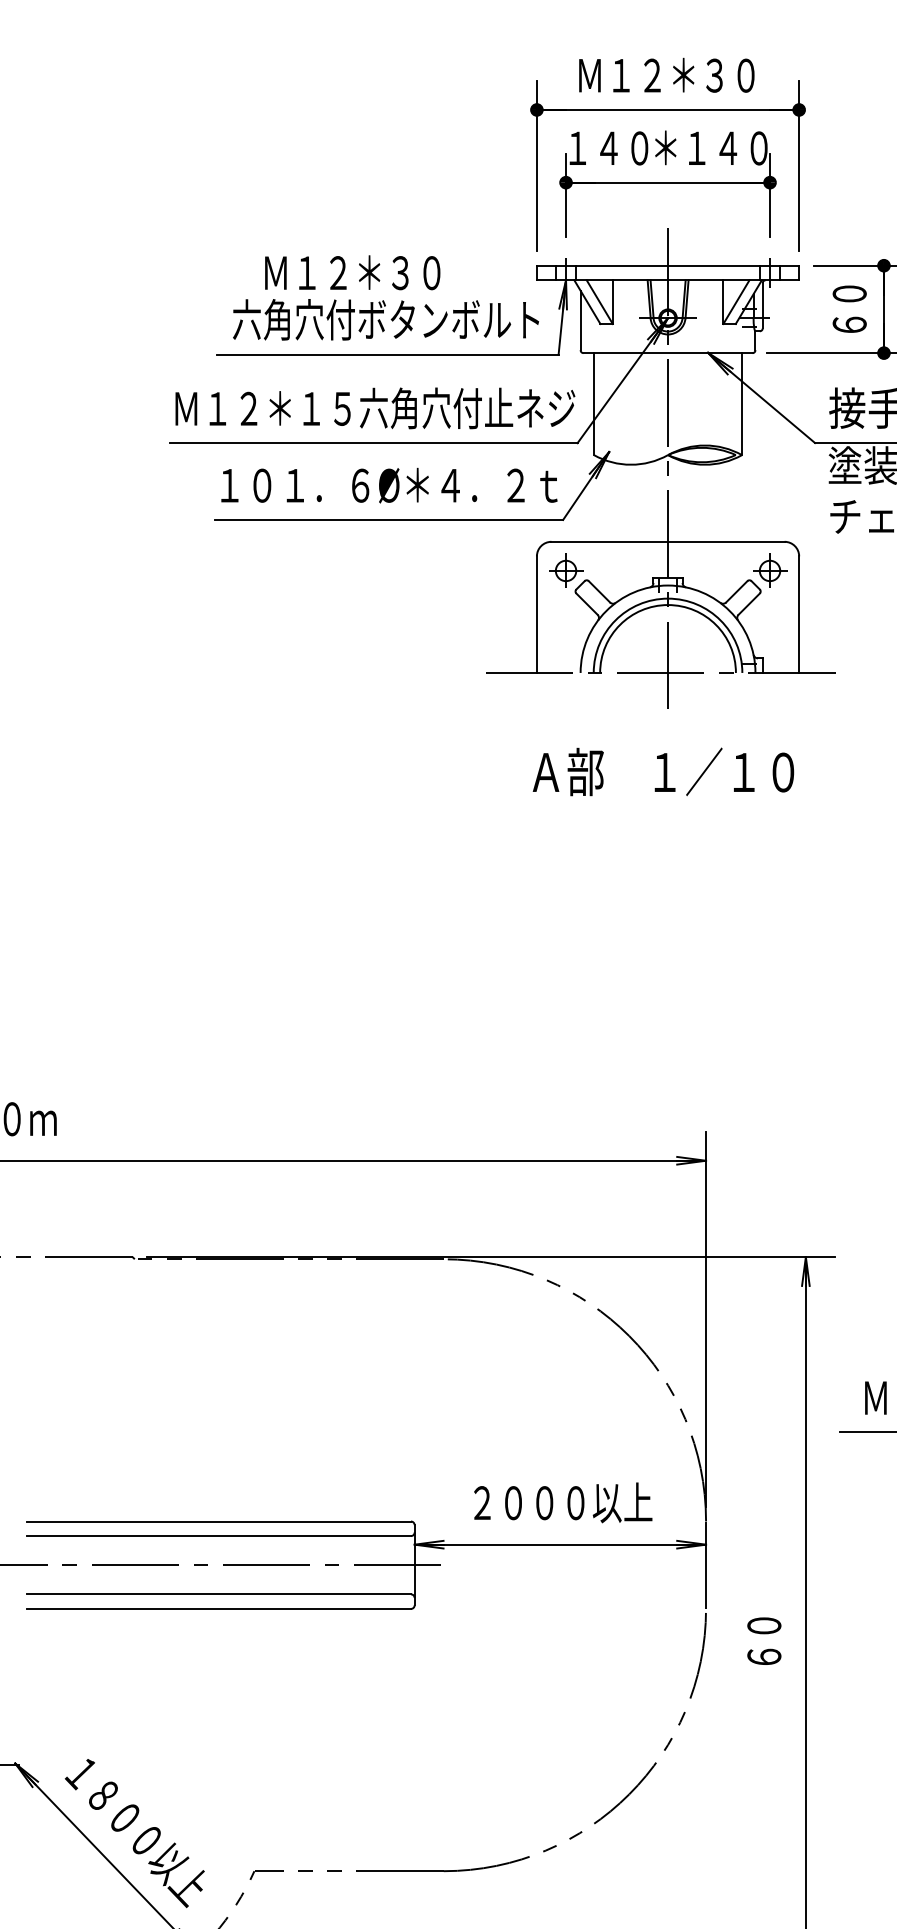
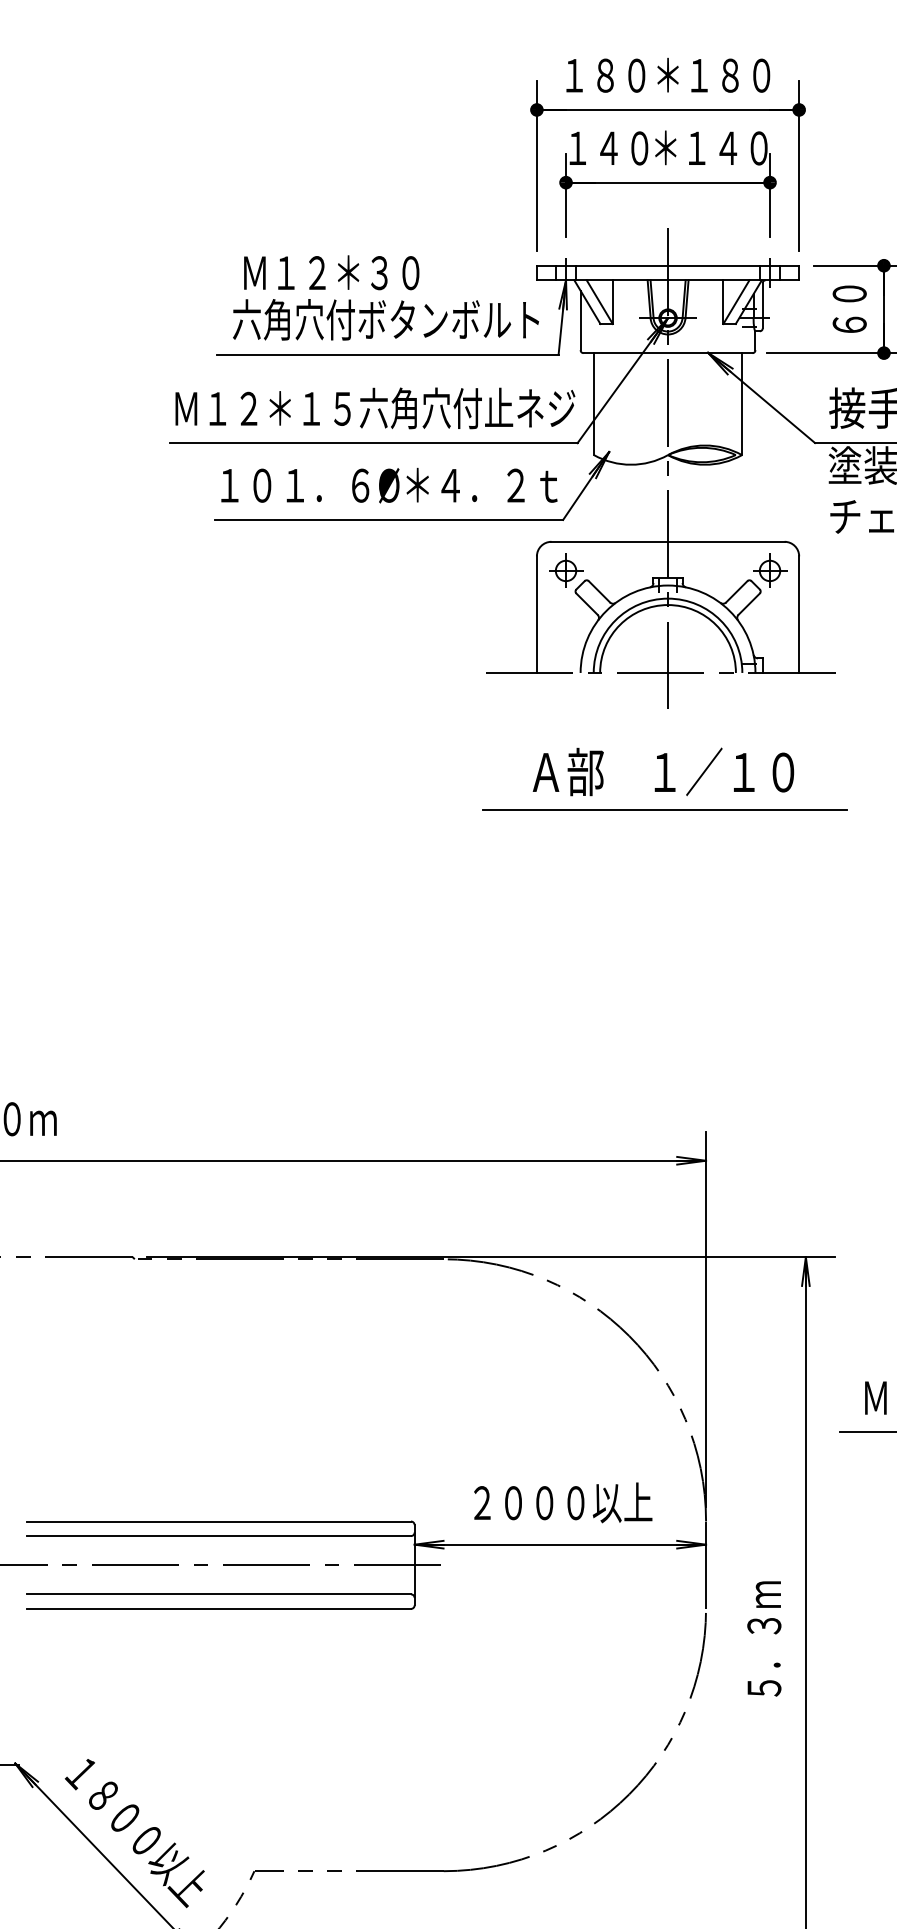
text: Ｍ１２＊３０ -> １８０＊１８０ (668, 74)
text position: (352, 272) -> (331, 272) (331, 272)
line: none -> present (664, 810)
text: ６０ -> ５．３ｍ (764, 1638)
